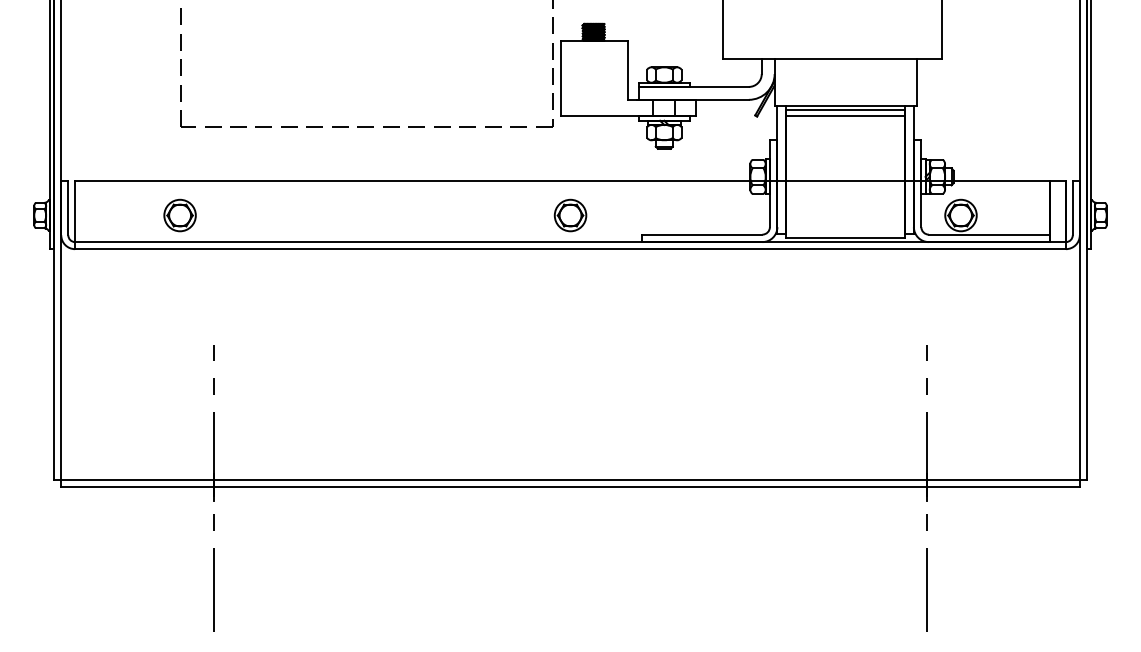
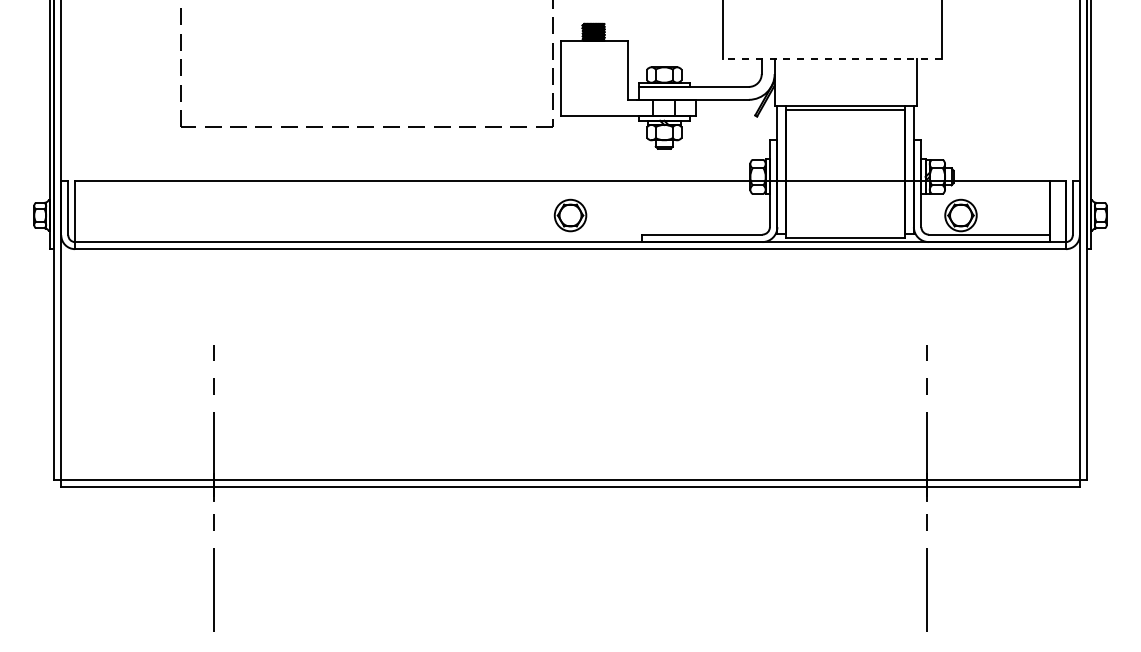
line: solid -> dashed (832, 59)
line: present -> none (845, 115)
part: present -> none (179, 215)
